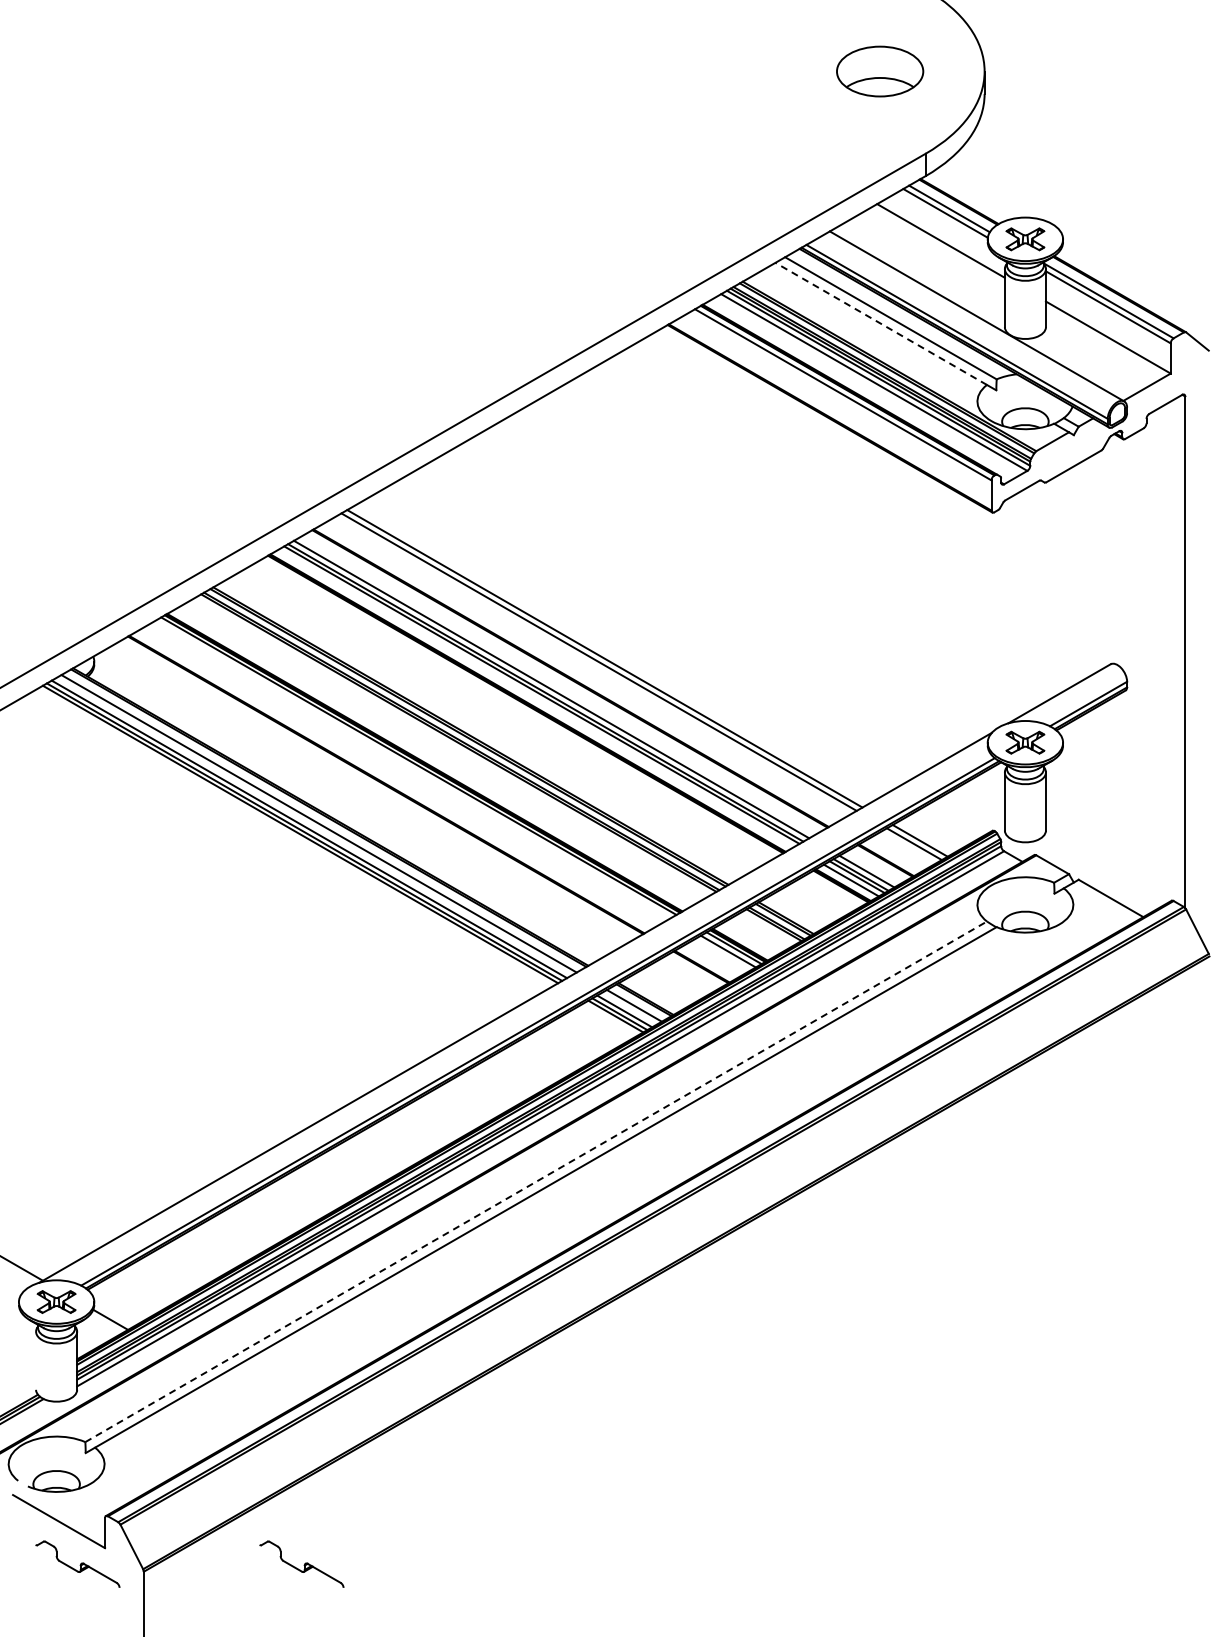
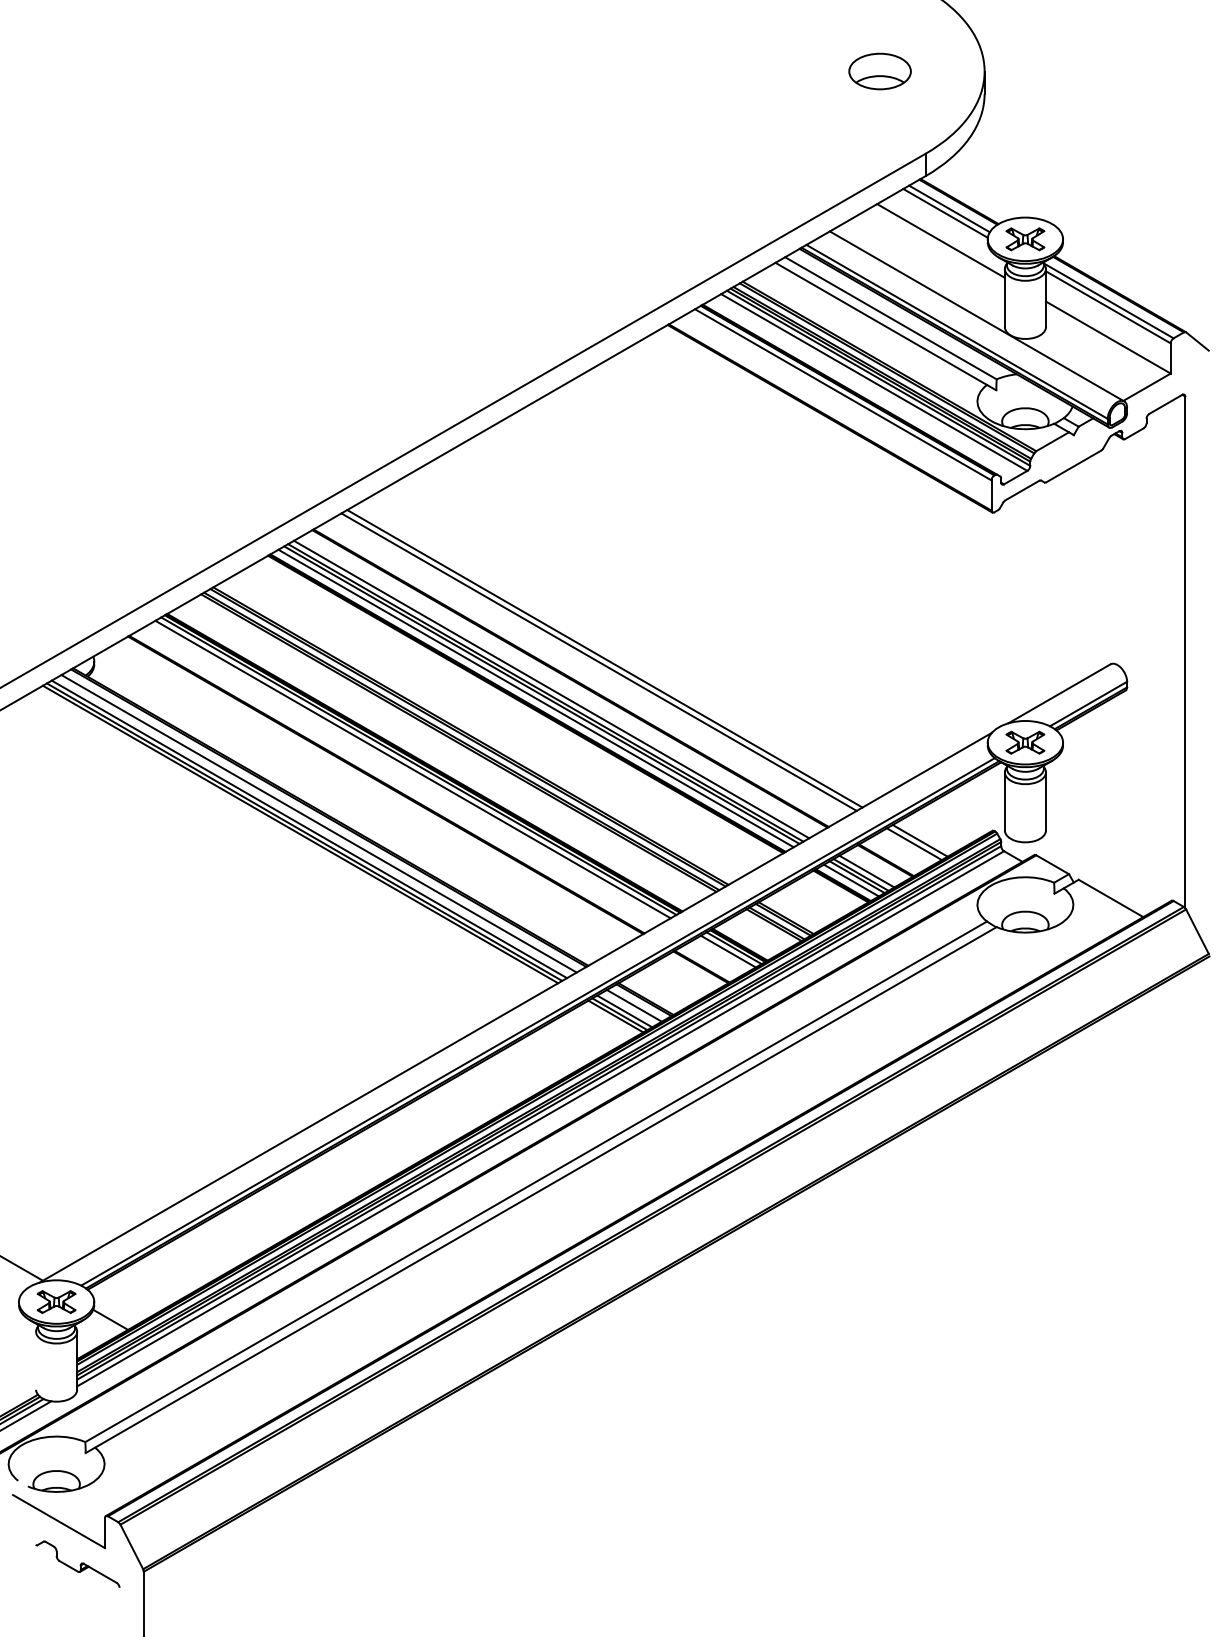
part size: 89x53 px -> 64x39 px (879, 71)
line: dashed -> solid (880, 323)
line: none -> present (535, 698)
line: none -> present (412, 769)
line: dashed -> solid (536, 1181)
line: none -> present (26, 1415)
part: present -> none (301, 1563)
